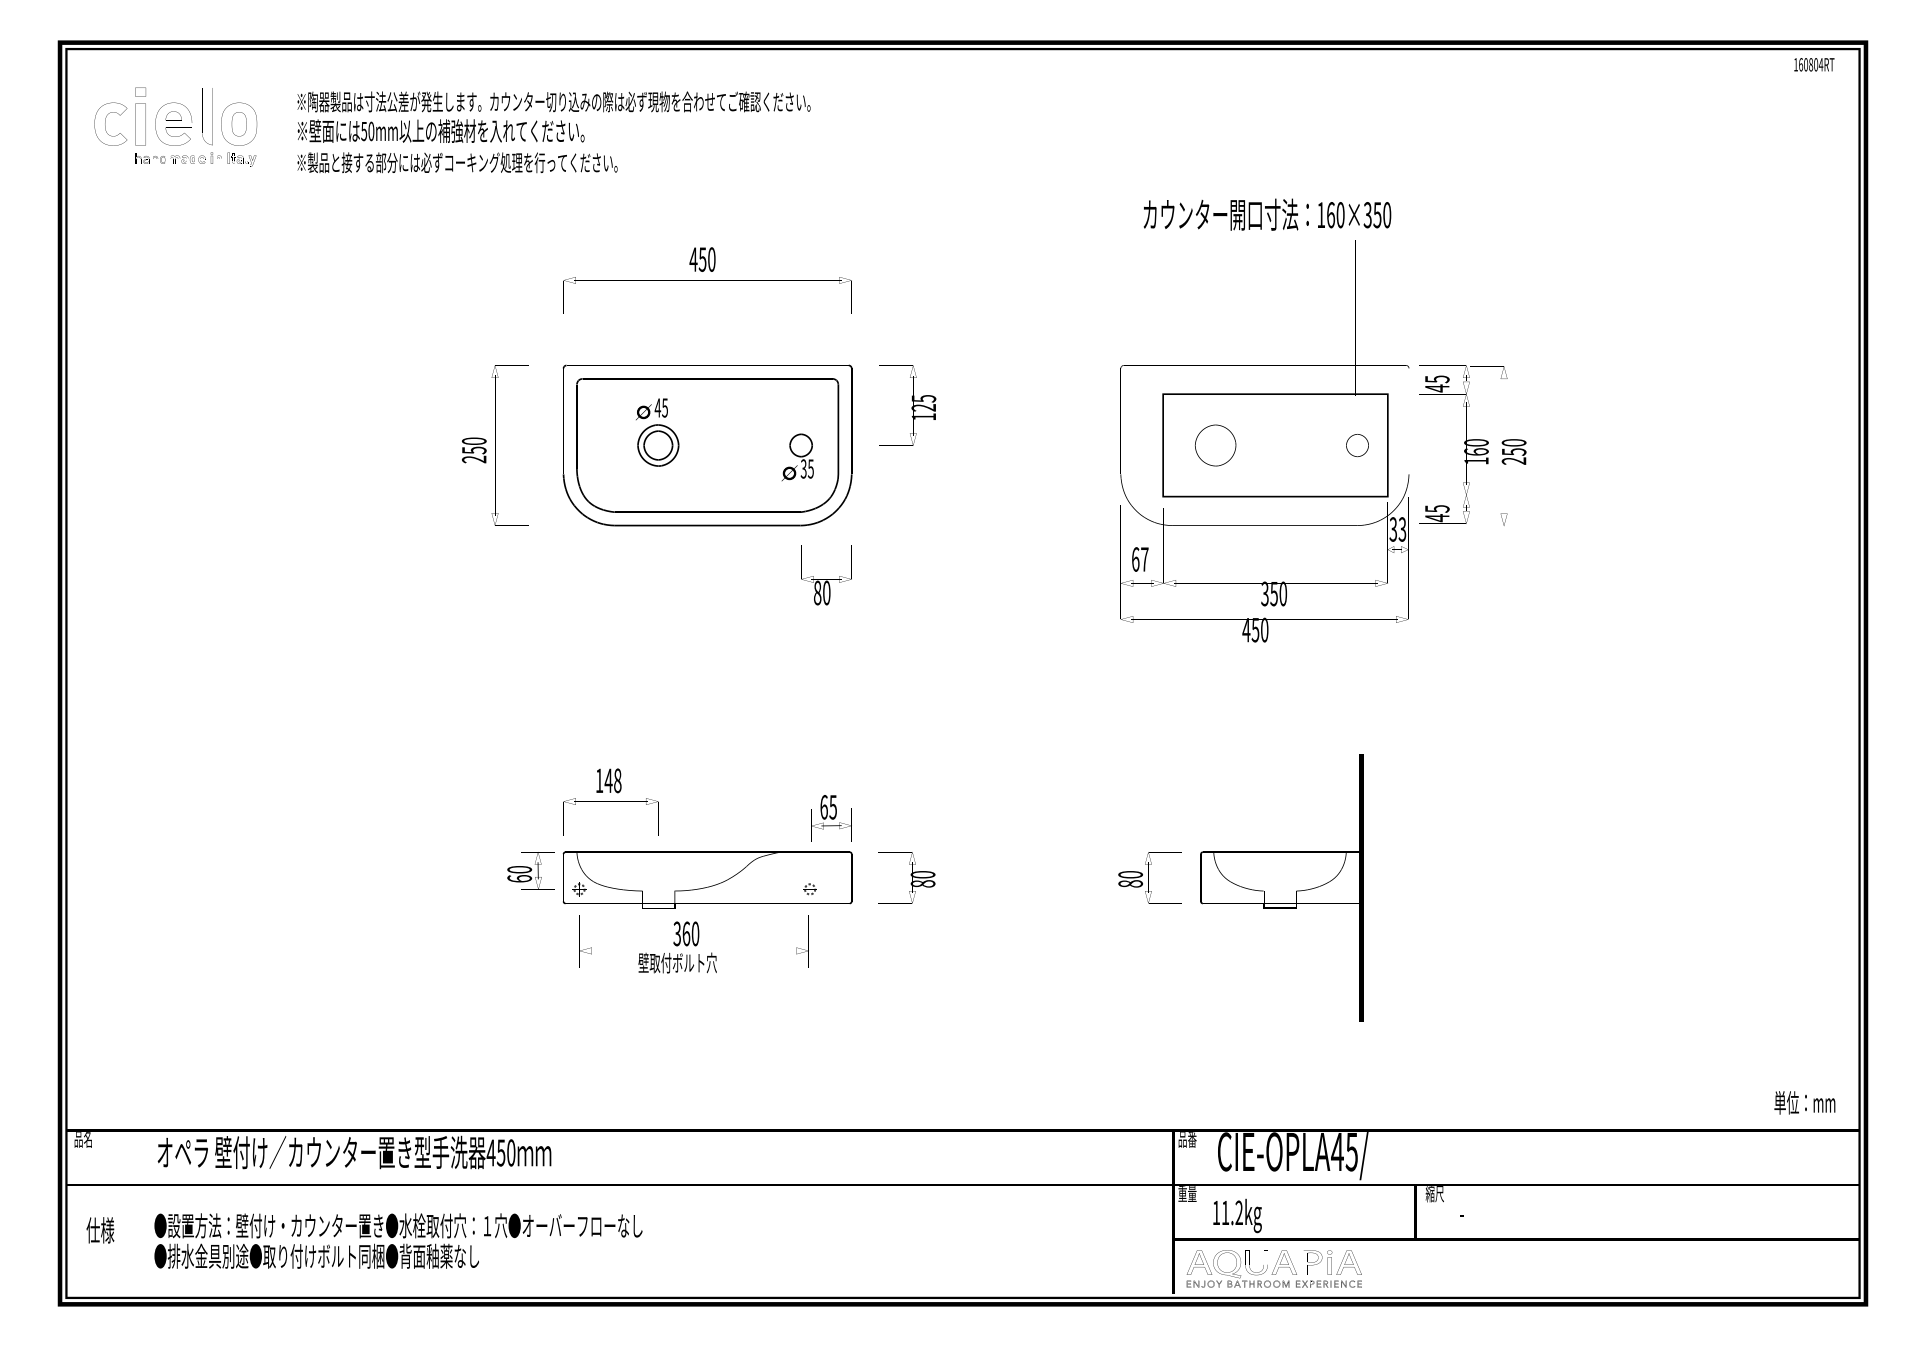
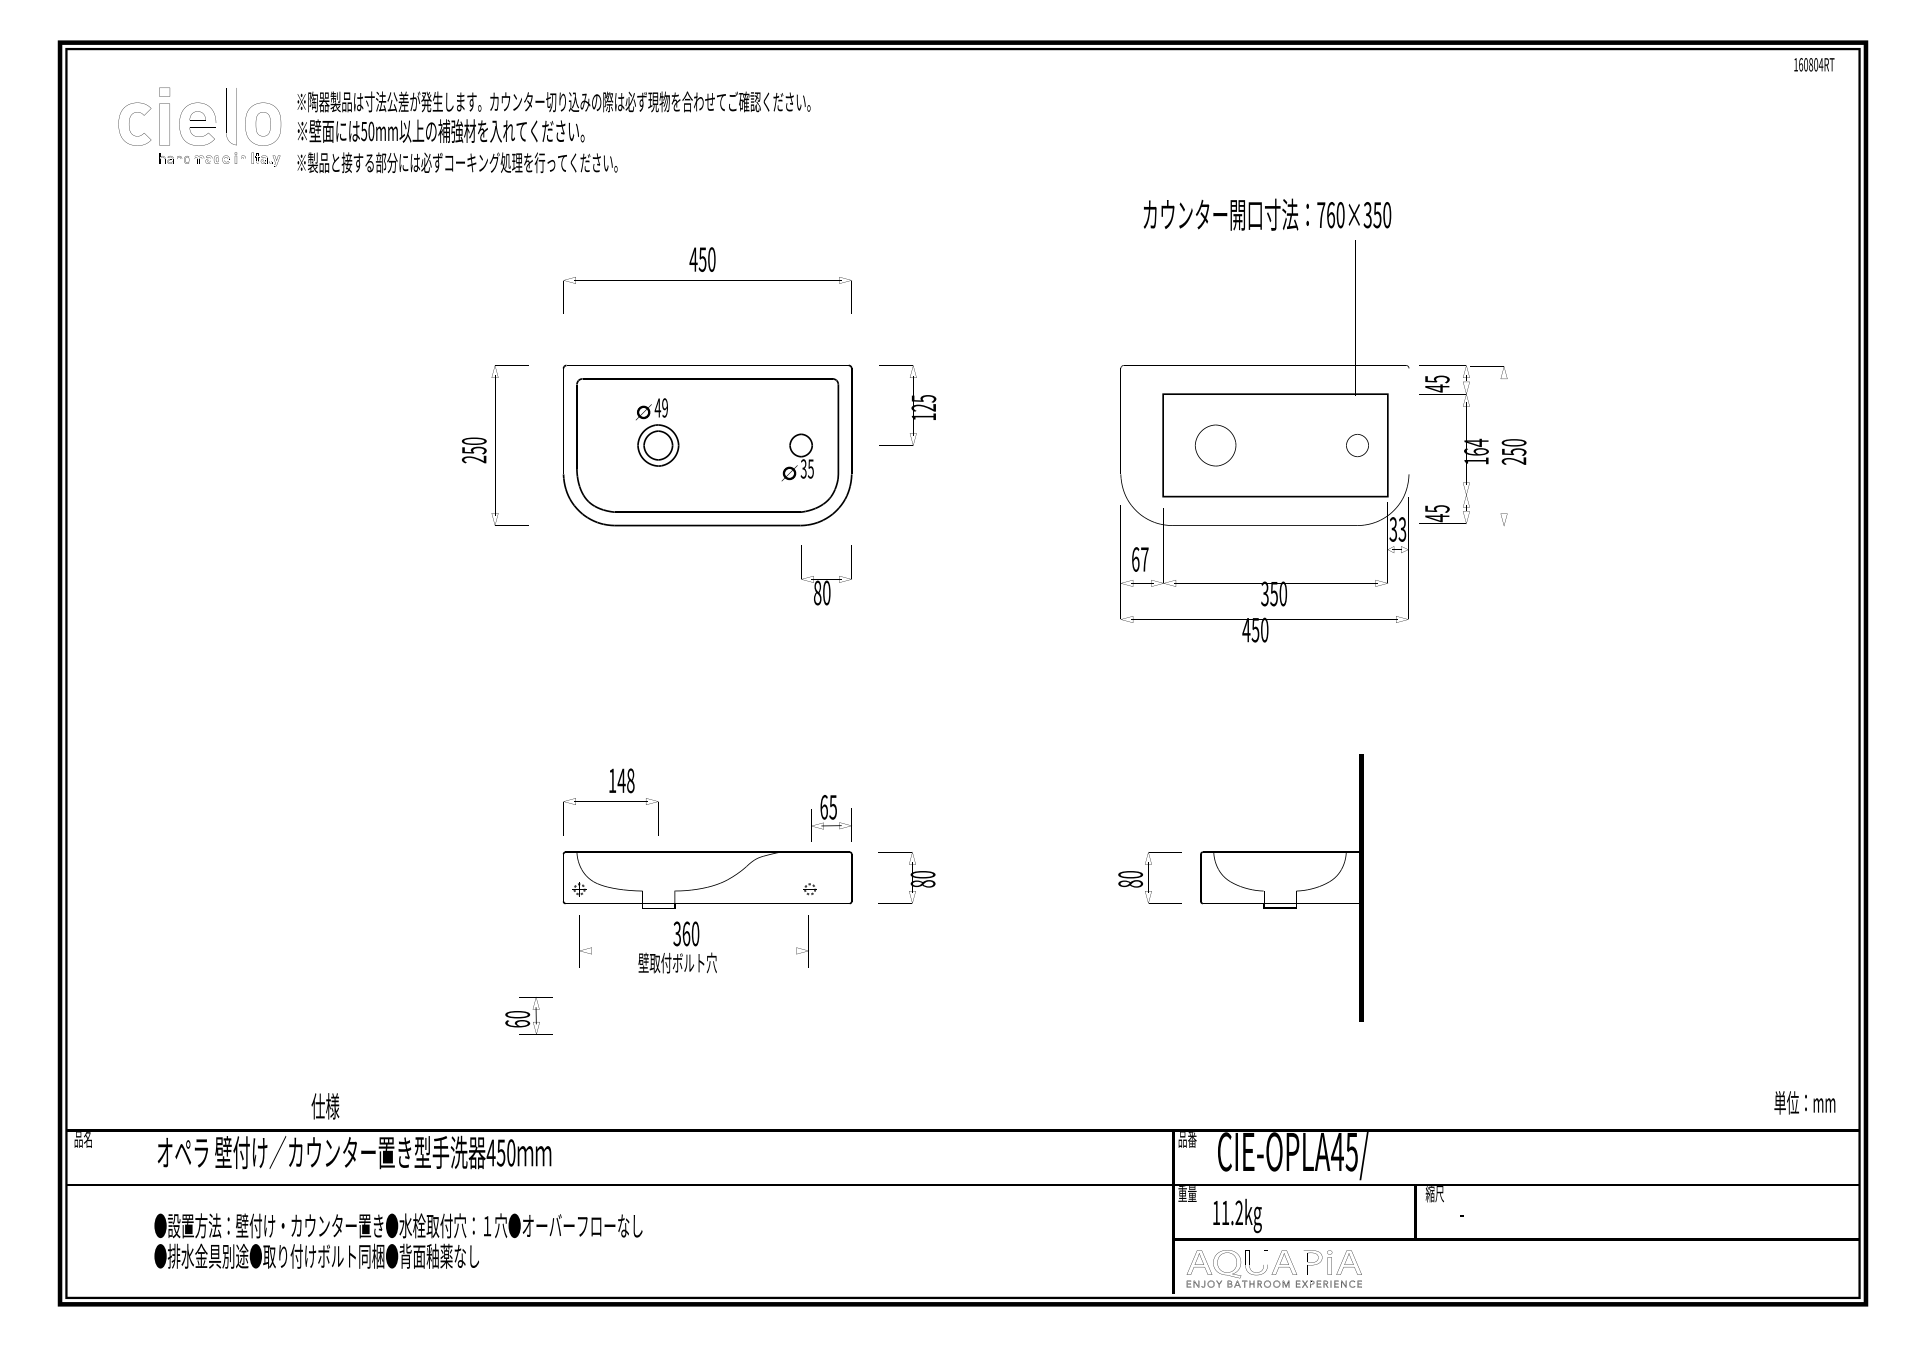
part position: (175, 126) -> (199, 126) (199, 126)
text: 160×350 -> 760×350 (1321, 214)
text: 45 -> 49 (664, 407)
text: 160 -> 164 (1476, 442)
text position: (608, 780) -> (621, 780) (621, 780)
text position: (530, 870) -> (528, 1015) (528, 1015)
text position: (100, 1230) -> (325, 1106) (325, 1106)
